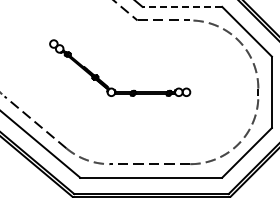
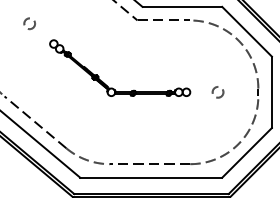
line: dashed -> solid (182, 6)
circle: none -> present (29, 23)
circle: none -> present (217, 92)
